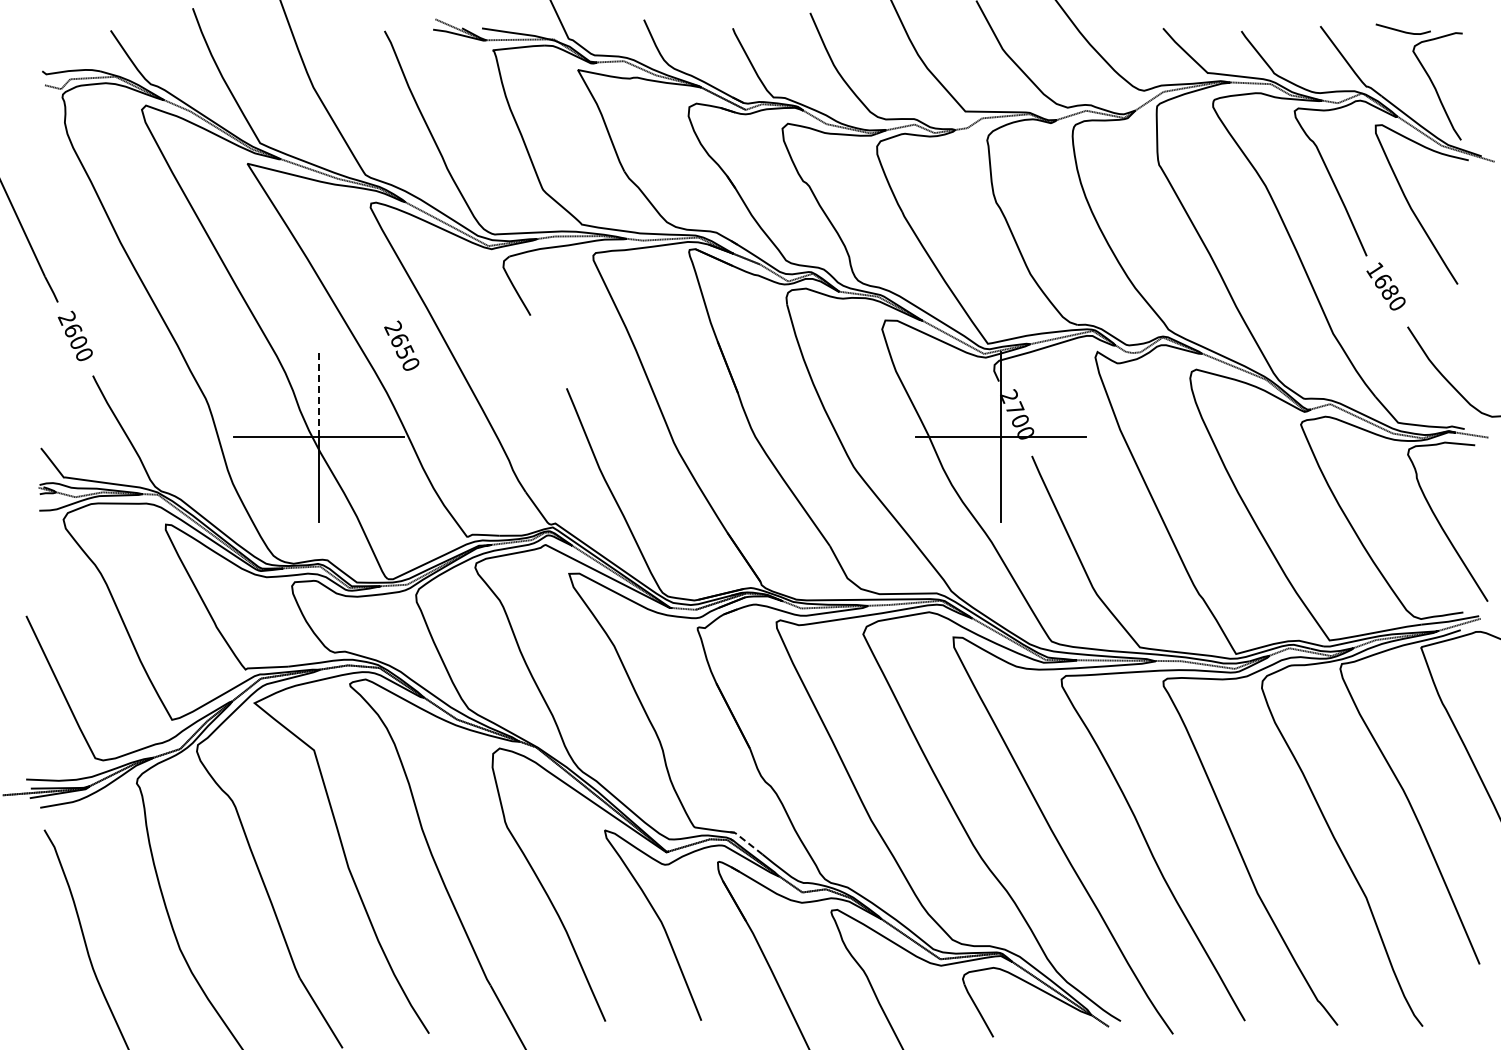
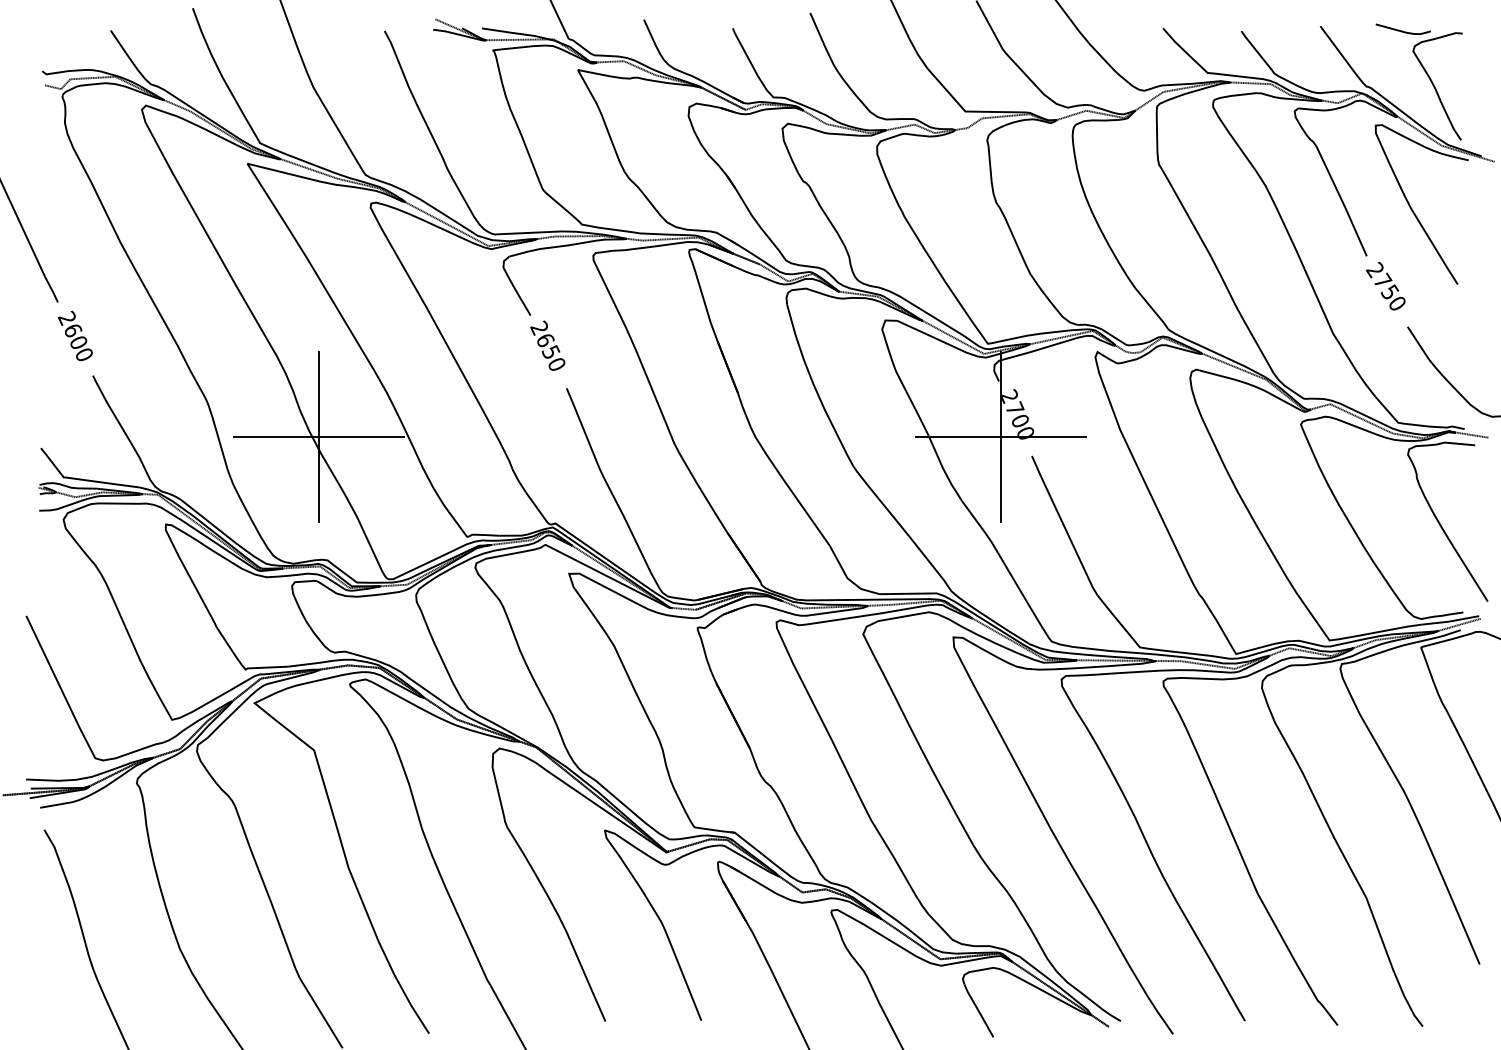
text: 1680 -> 2750 (1382, 280)
text position: (401, 345) -> (547, 345) (547, 345)
line: dashed -> solid (318, 394)
line: dashed -> solid (746, 841)
